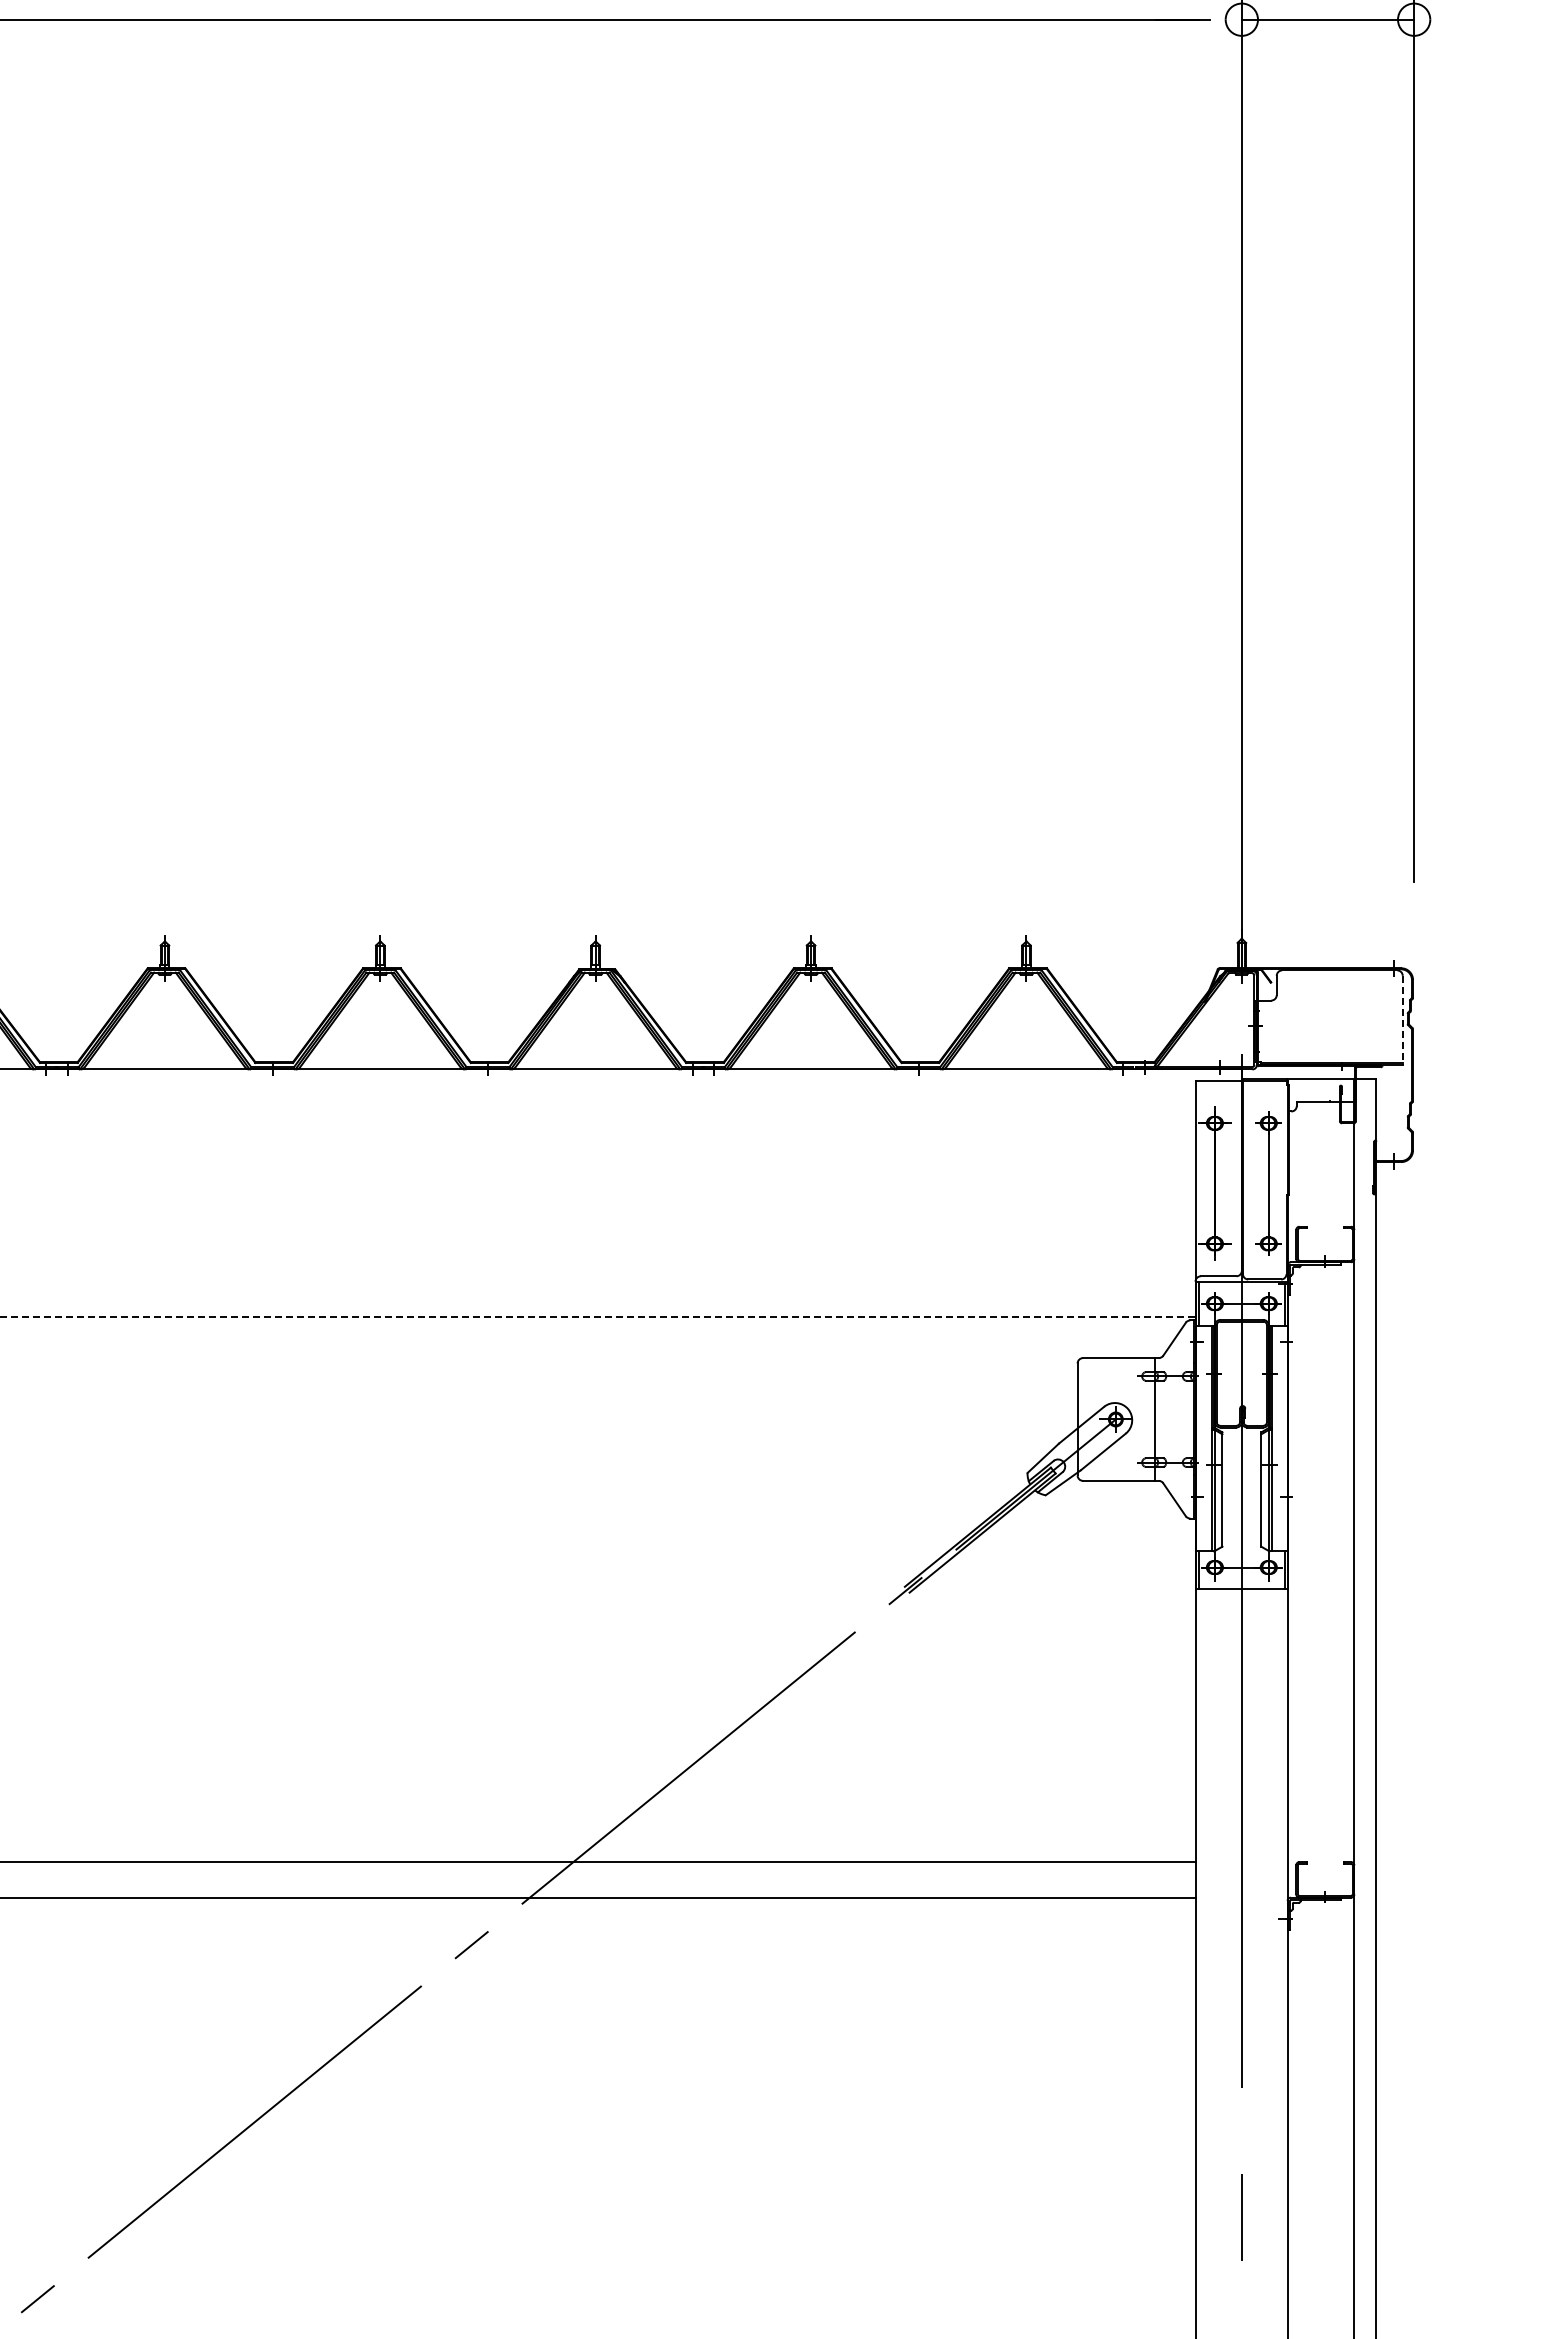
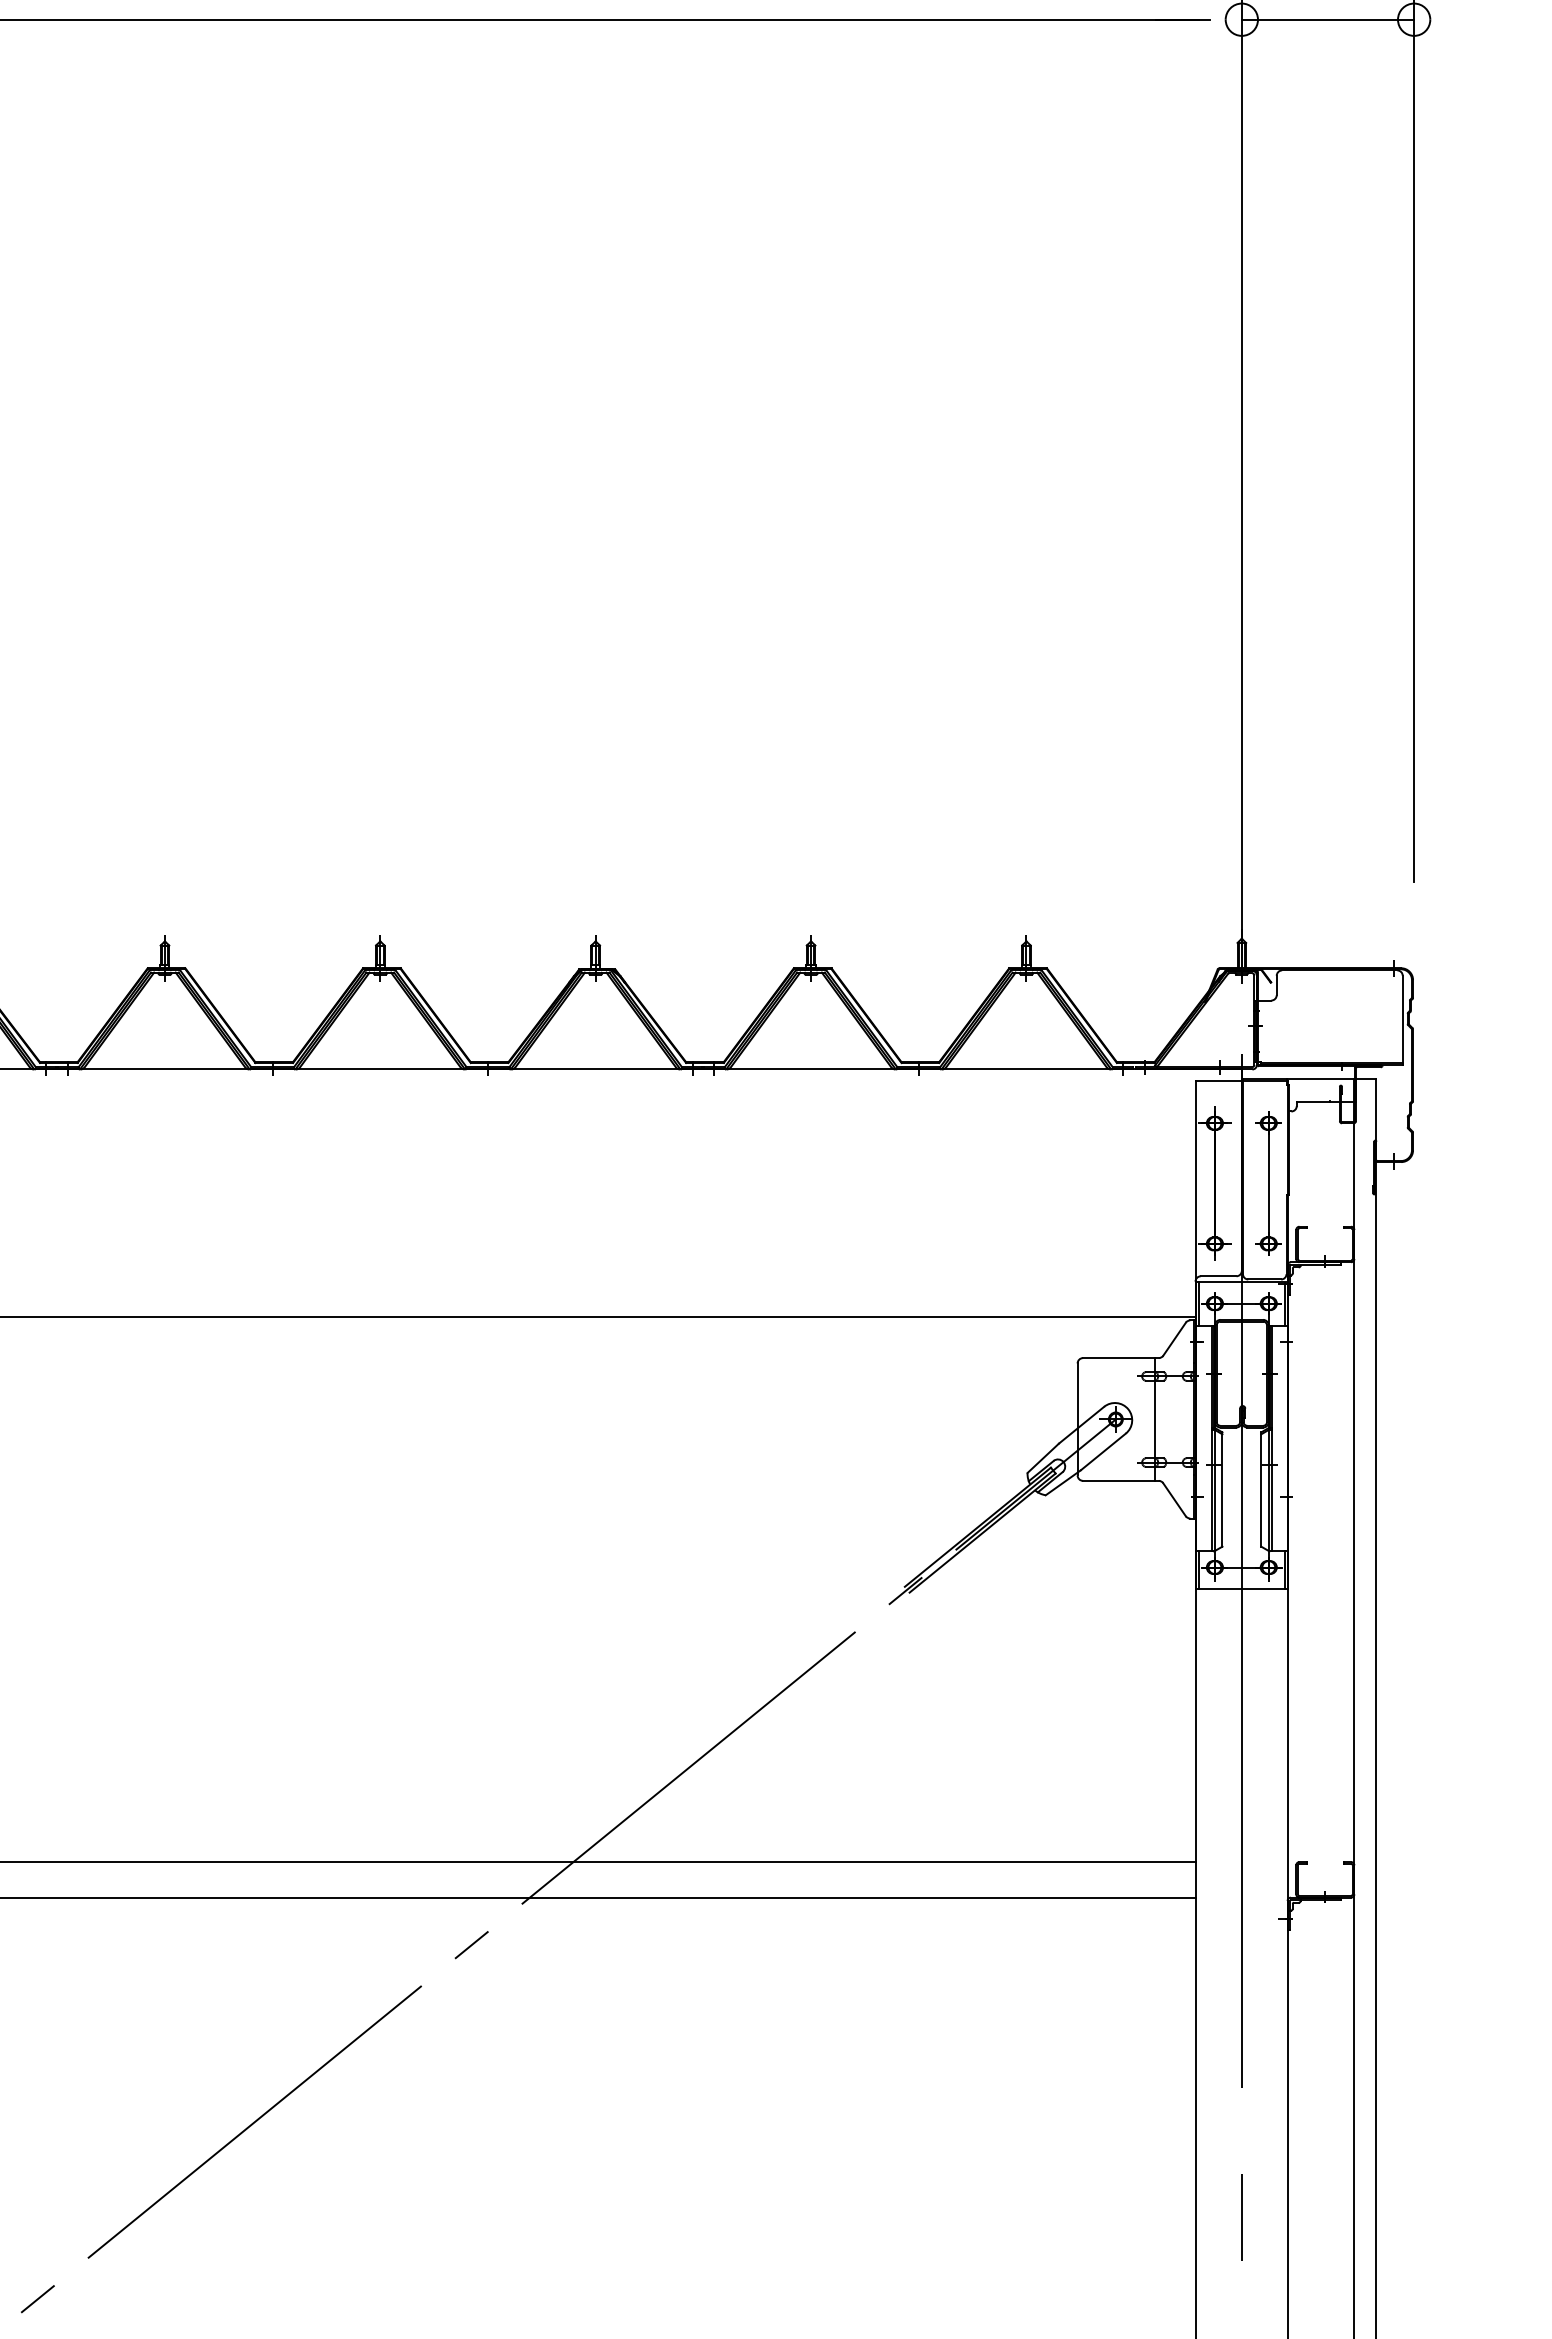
line: dashed -> solid (1402, 1020)
line: dashed -> solid (598, 1317)
